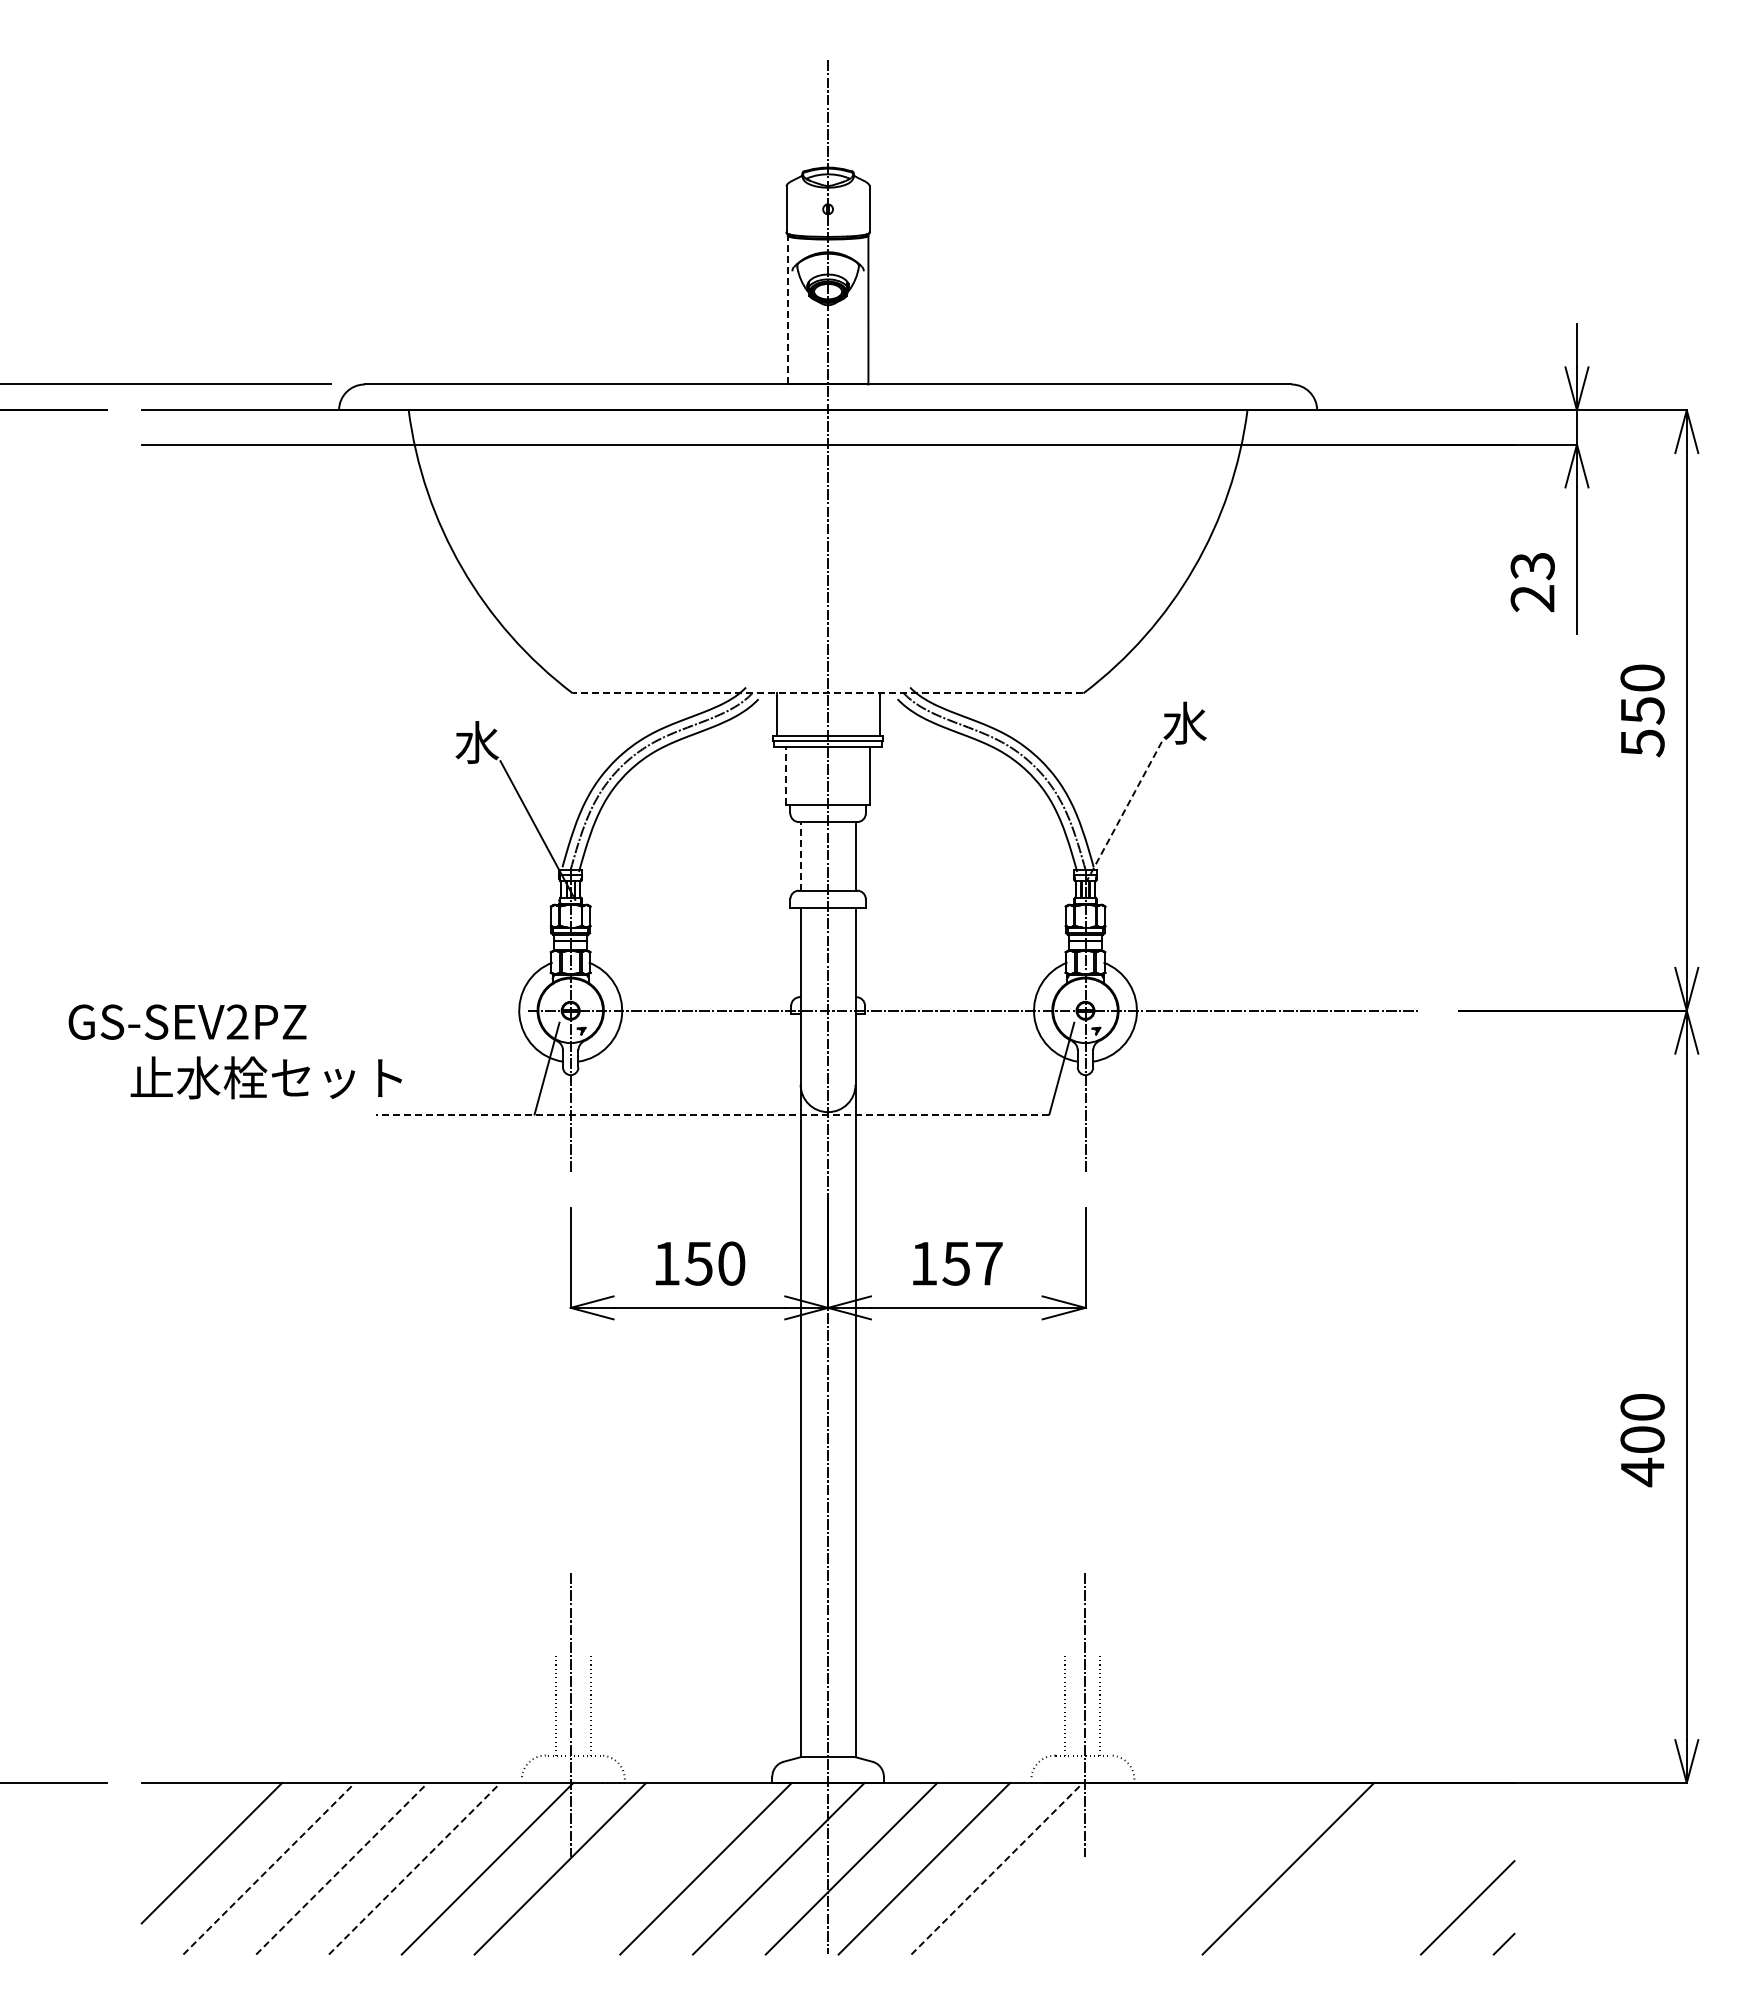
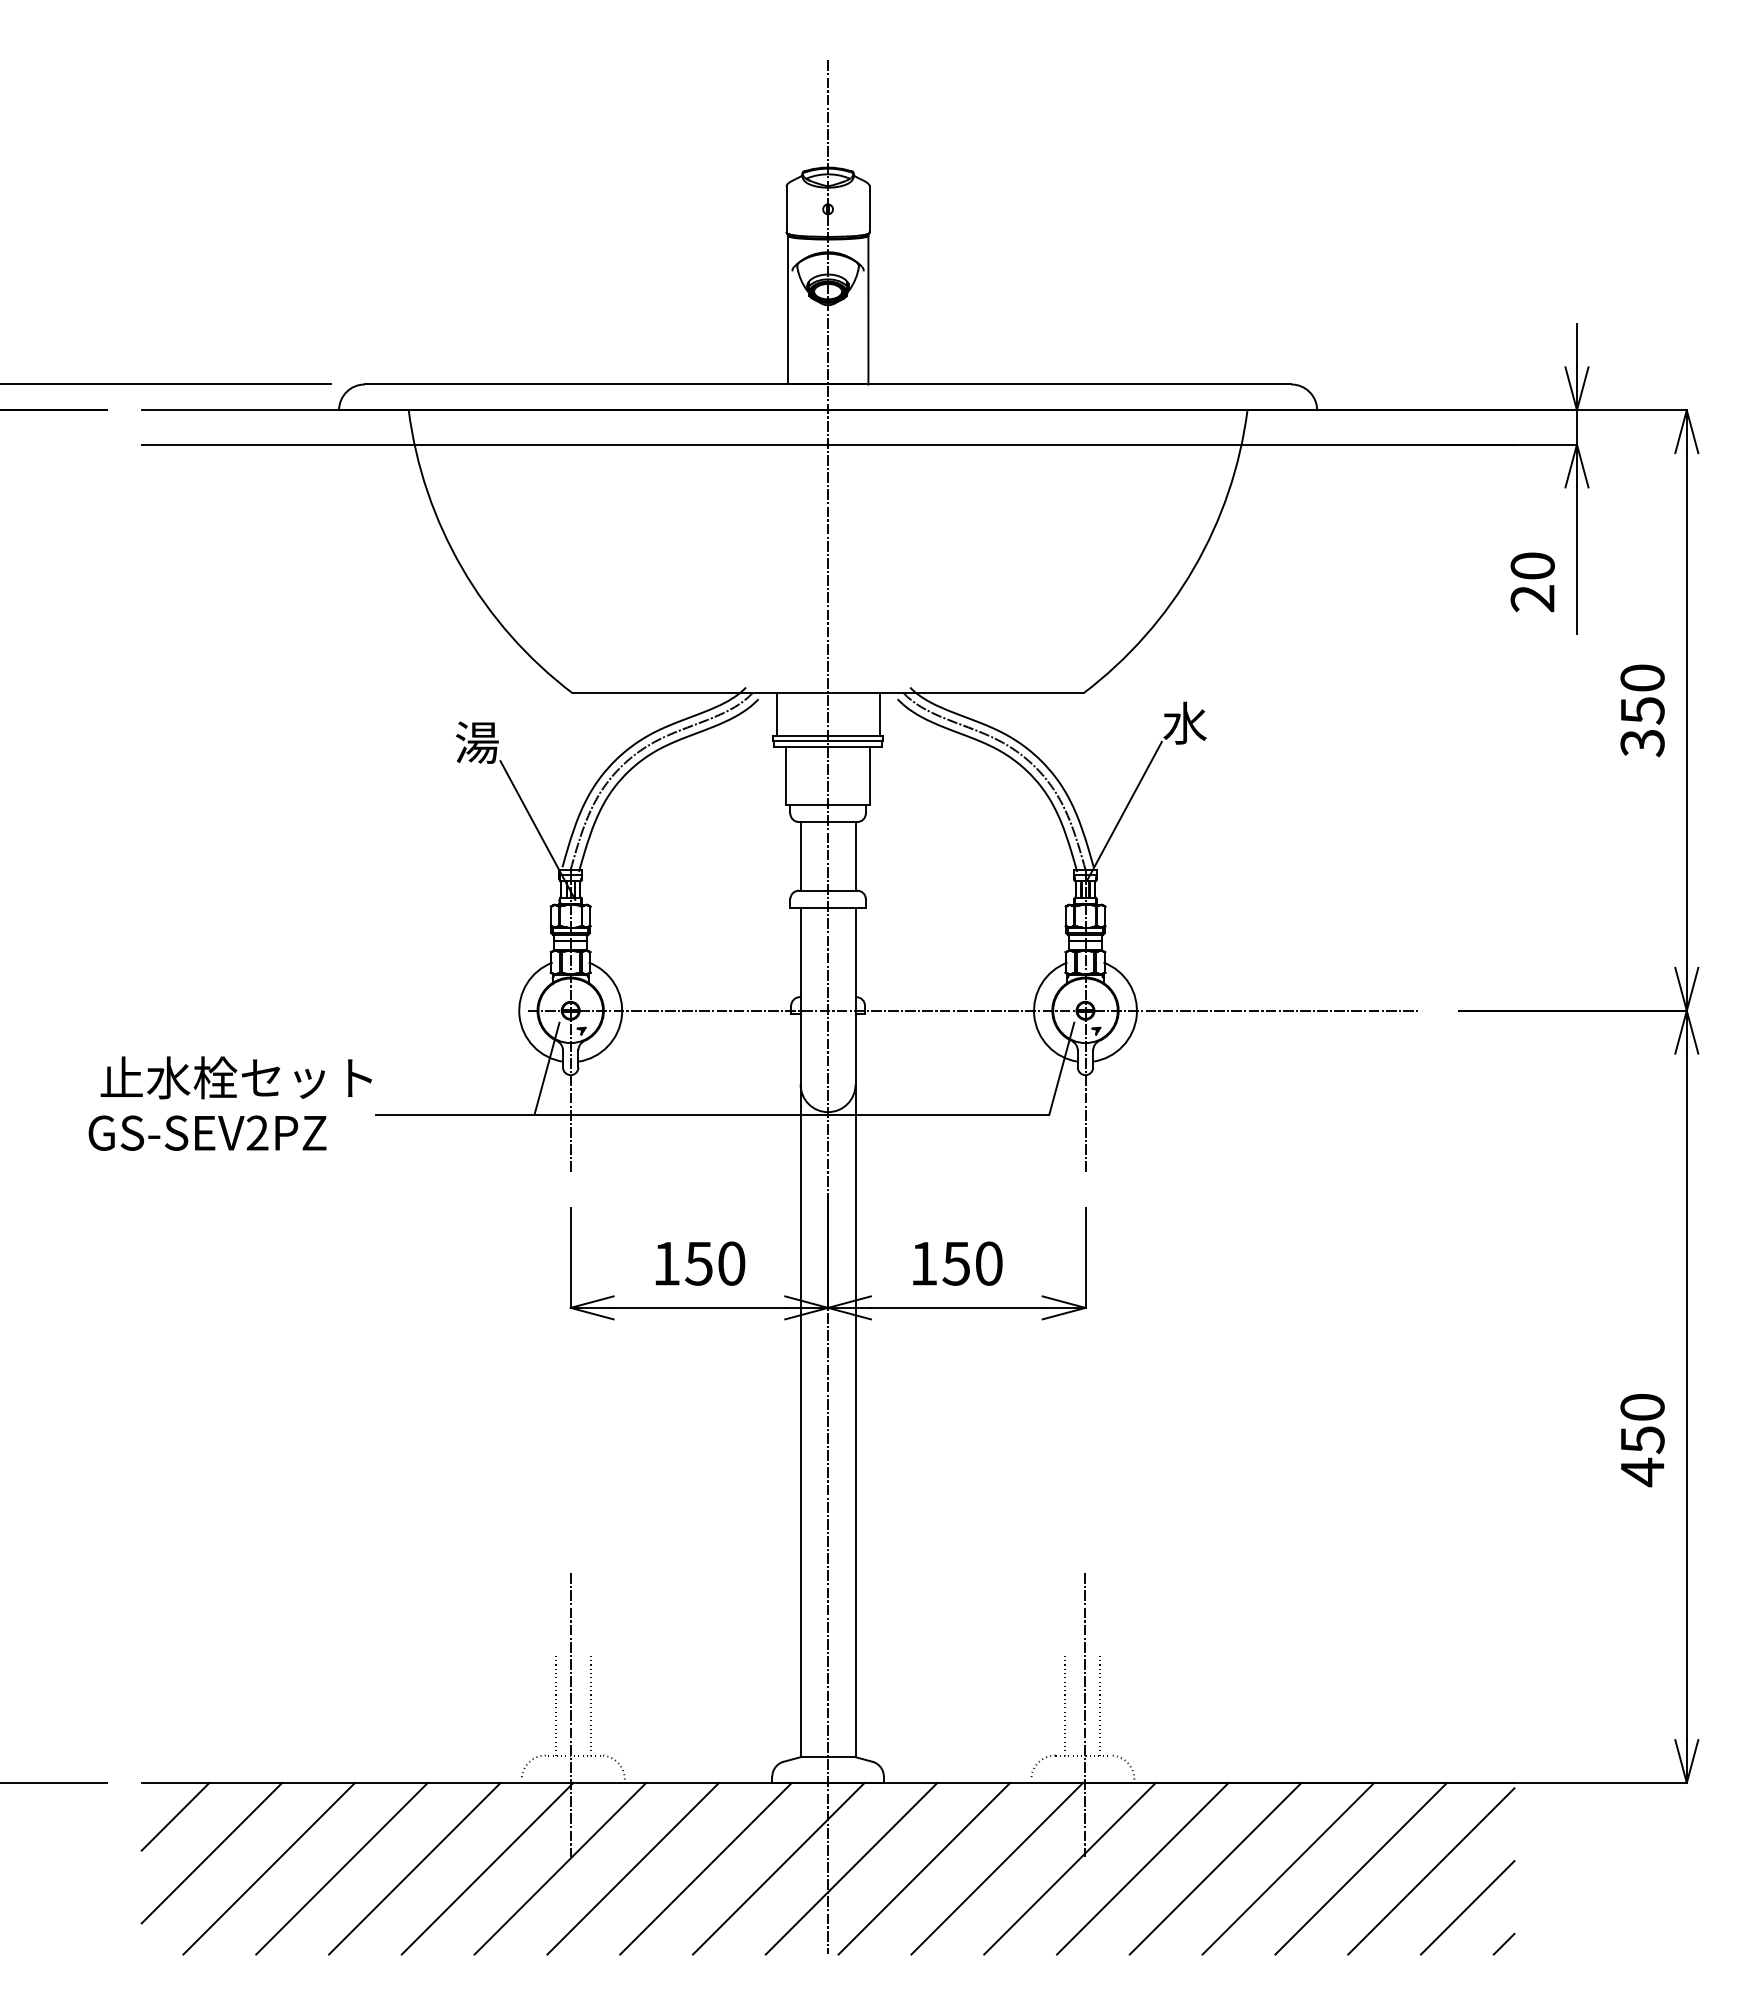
line: dashed -> solid (787, 309)
text: 23 -> 20 (1532, 566)
line: dashed -> solid (827, 693)
text: 水 -> 湯 (477, 742)
text: 550 -> 350 (1642, 743)
line: dashed -> solid (786, 775)
line: dashed -> solid (1124, 811)
line: dashed -> solid (800, 855)
text position: (187, 1021) -> (207, 1132) (207, 1132)
text position: (265, 1077) -> (235, 1077) (235, 1077)
line: dashed -> solid (712, 1114)
text: 157 -> 150 (989, 1263)
text: 400 -> 450 (1642, 1440)
line: none -> present (175, 1816)
line: dashed -> solid (269, 1868)
line: dashed -> solid (342, 1868)
line: dashed -> solid (415, 1868)
line: none -> present (633, 1868)
line: dashed -> solid (997, 1868)
line: none -> present (1069, 1868)
line: none -> present (1142, 1868)
line: none -> present (1215, 1868)
line: none -> present (1361, 1868)
line: none -> present (1431, 1871)
